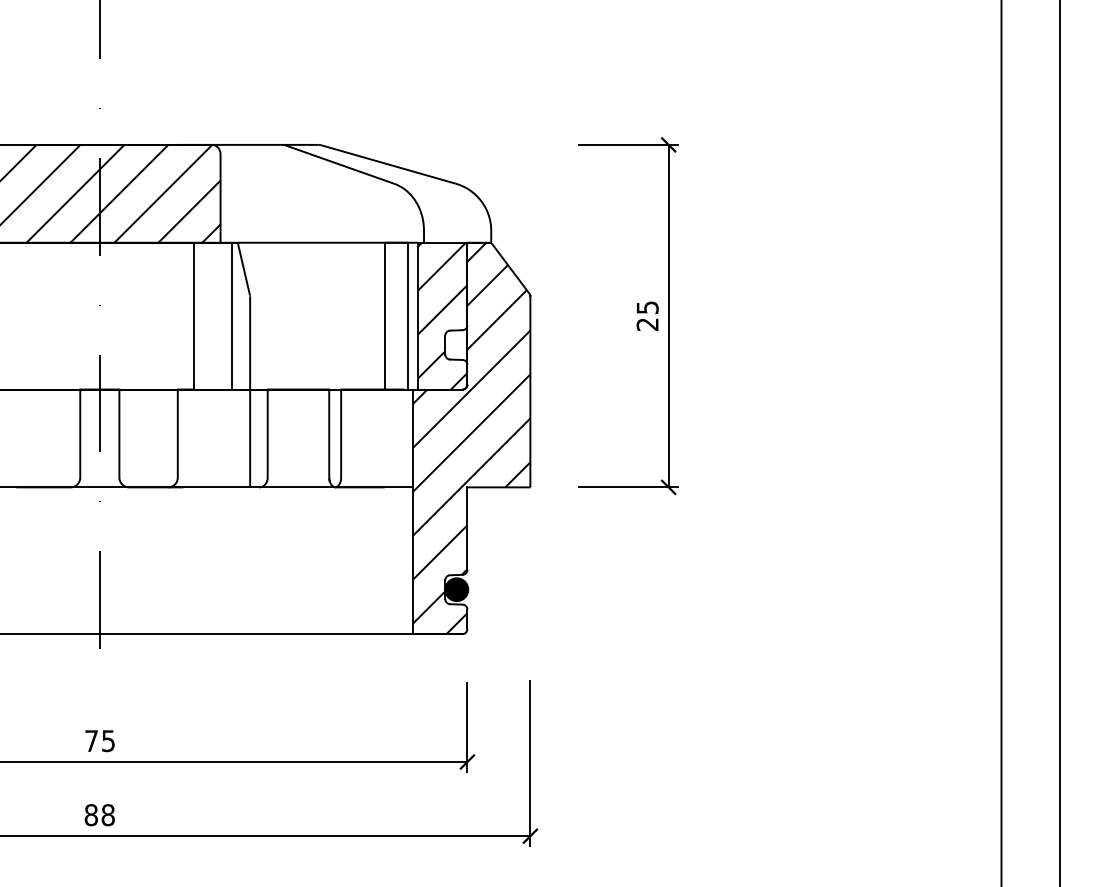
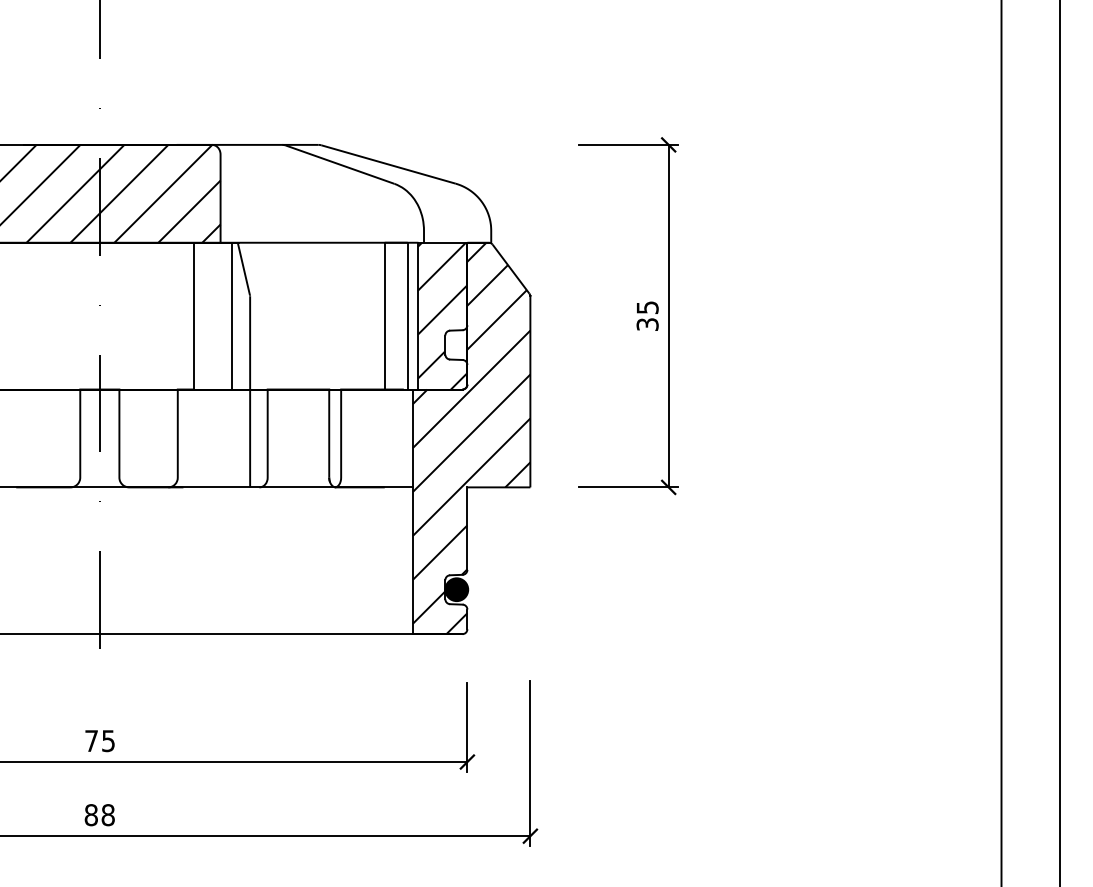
text: 25 -> 35 (647, 324)
